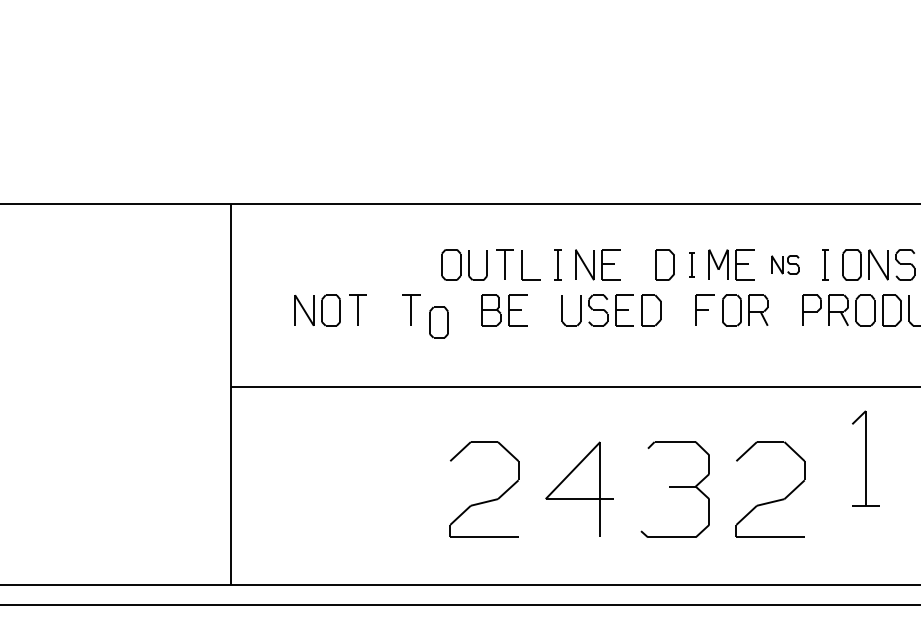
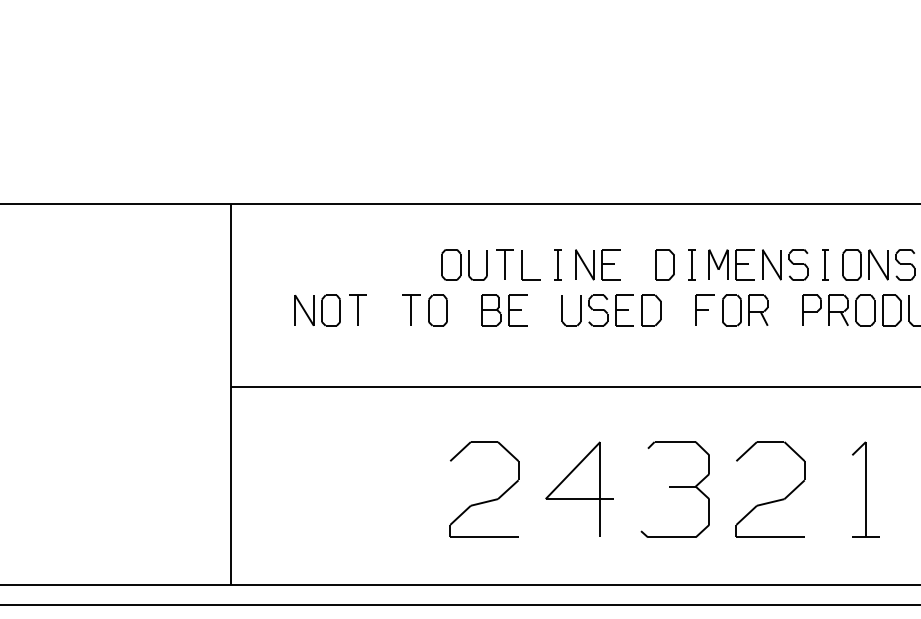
part size: 6x26 px -> 8x32 px (691, 264)
part size: 29x20 px -> 47x32 px (785, 264)
part position: (438, 322) -> (437, 310) (437, 310)
part position: (865, 458) -> (865, 489) (865, 489)
